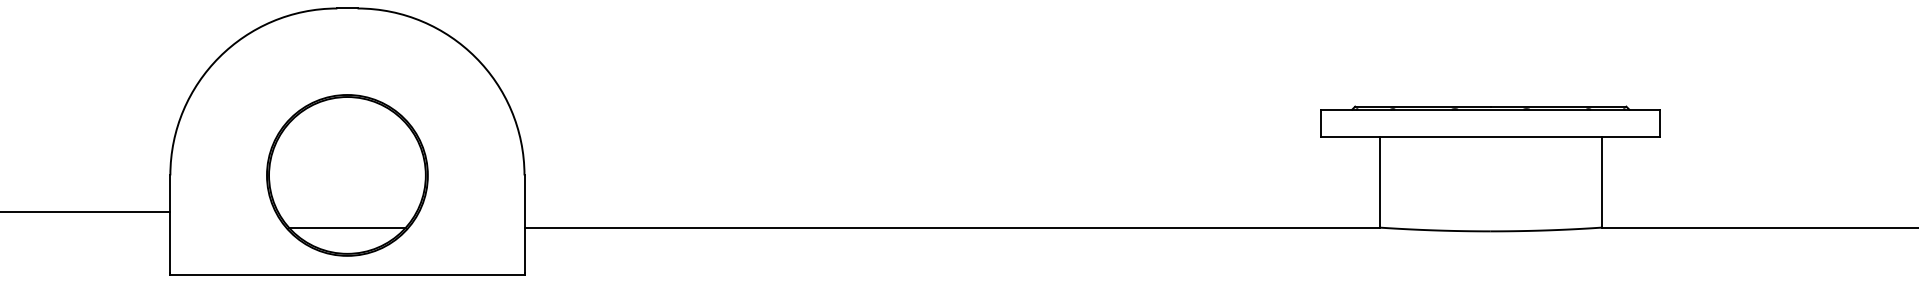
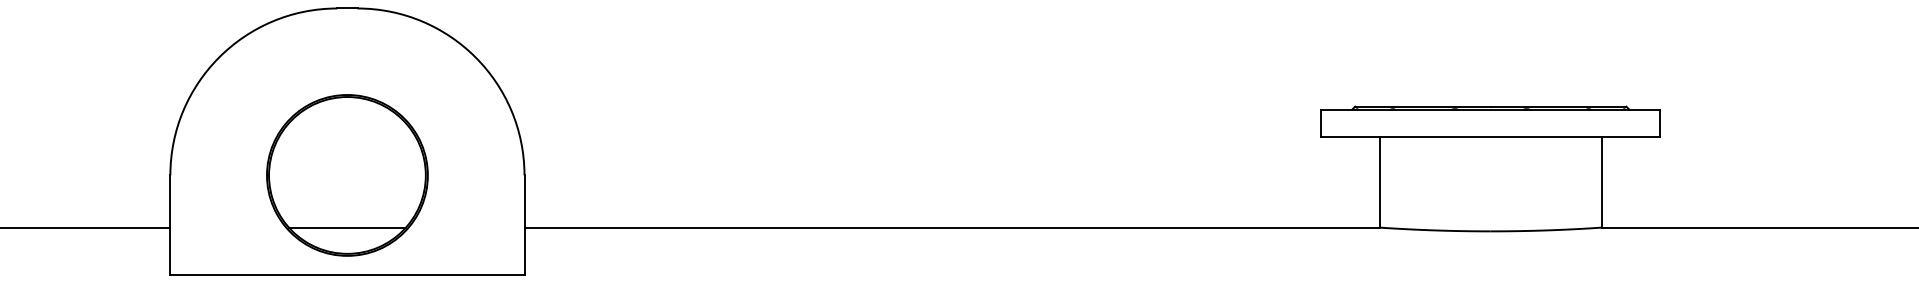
line position: (86, 211) -> (86, 227) (86, 227)
